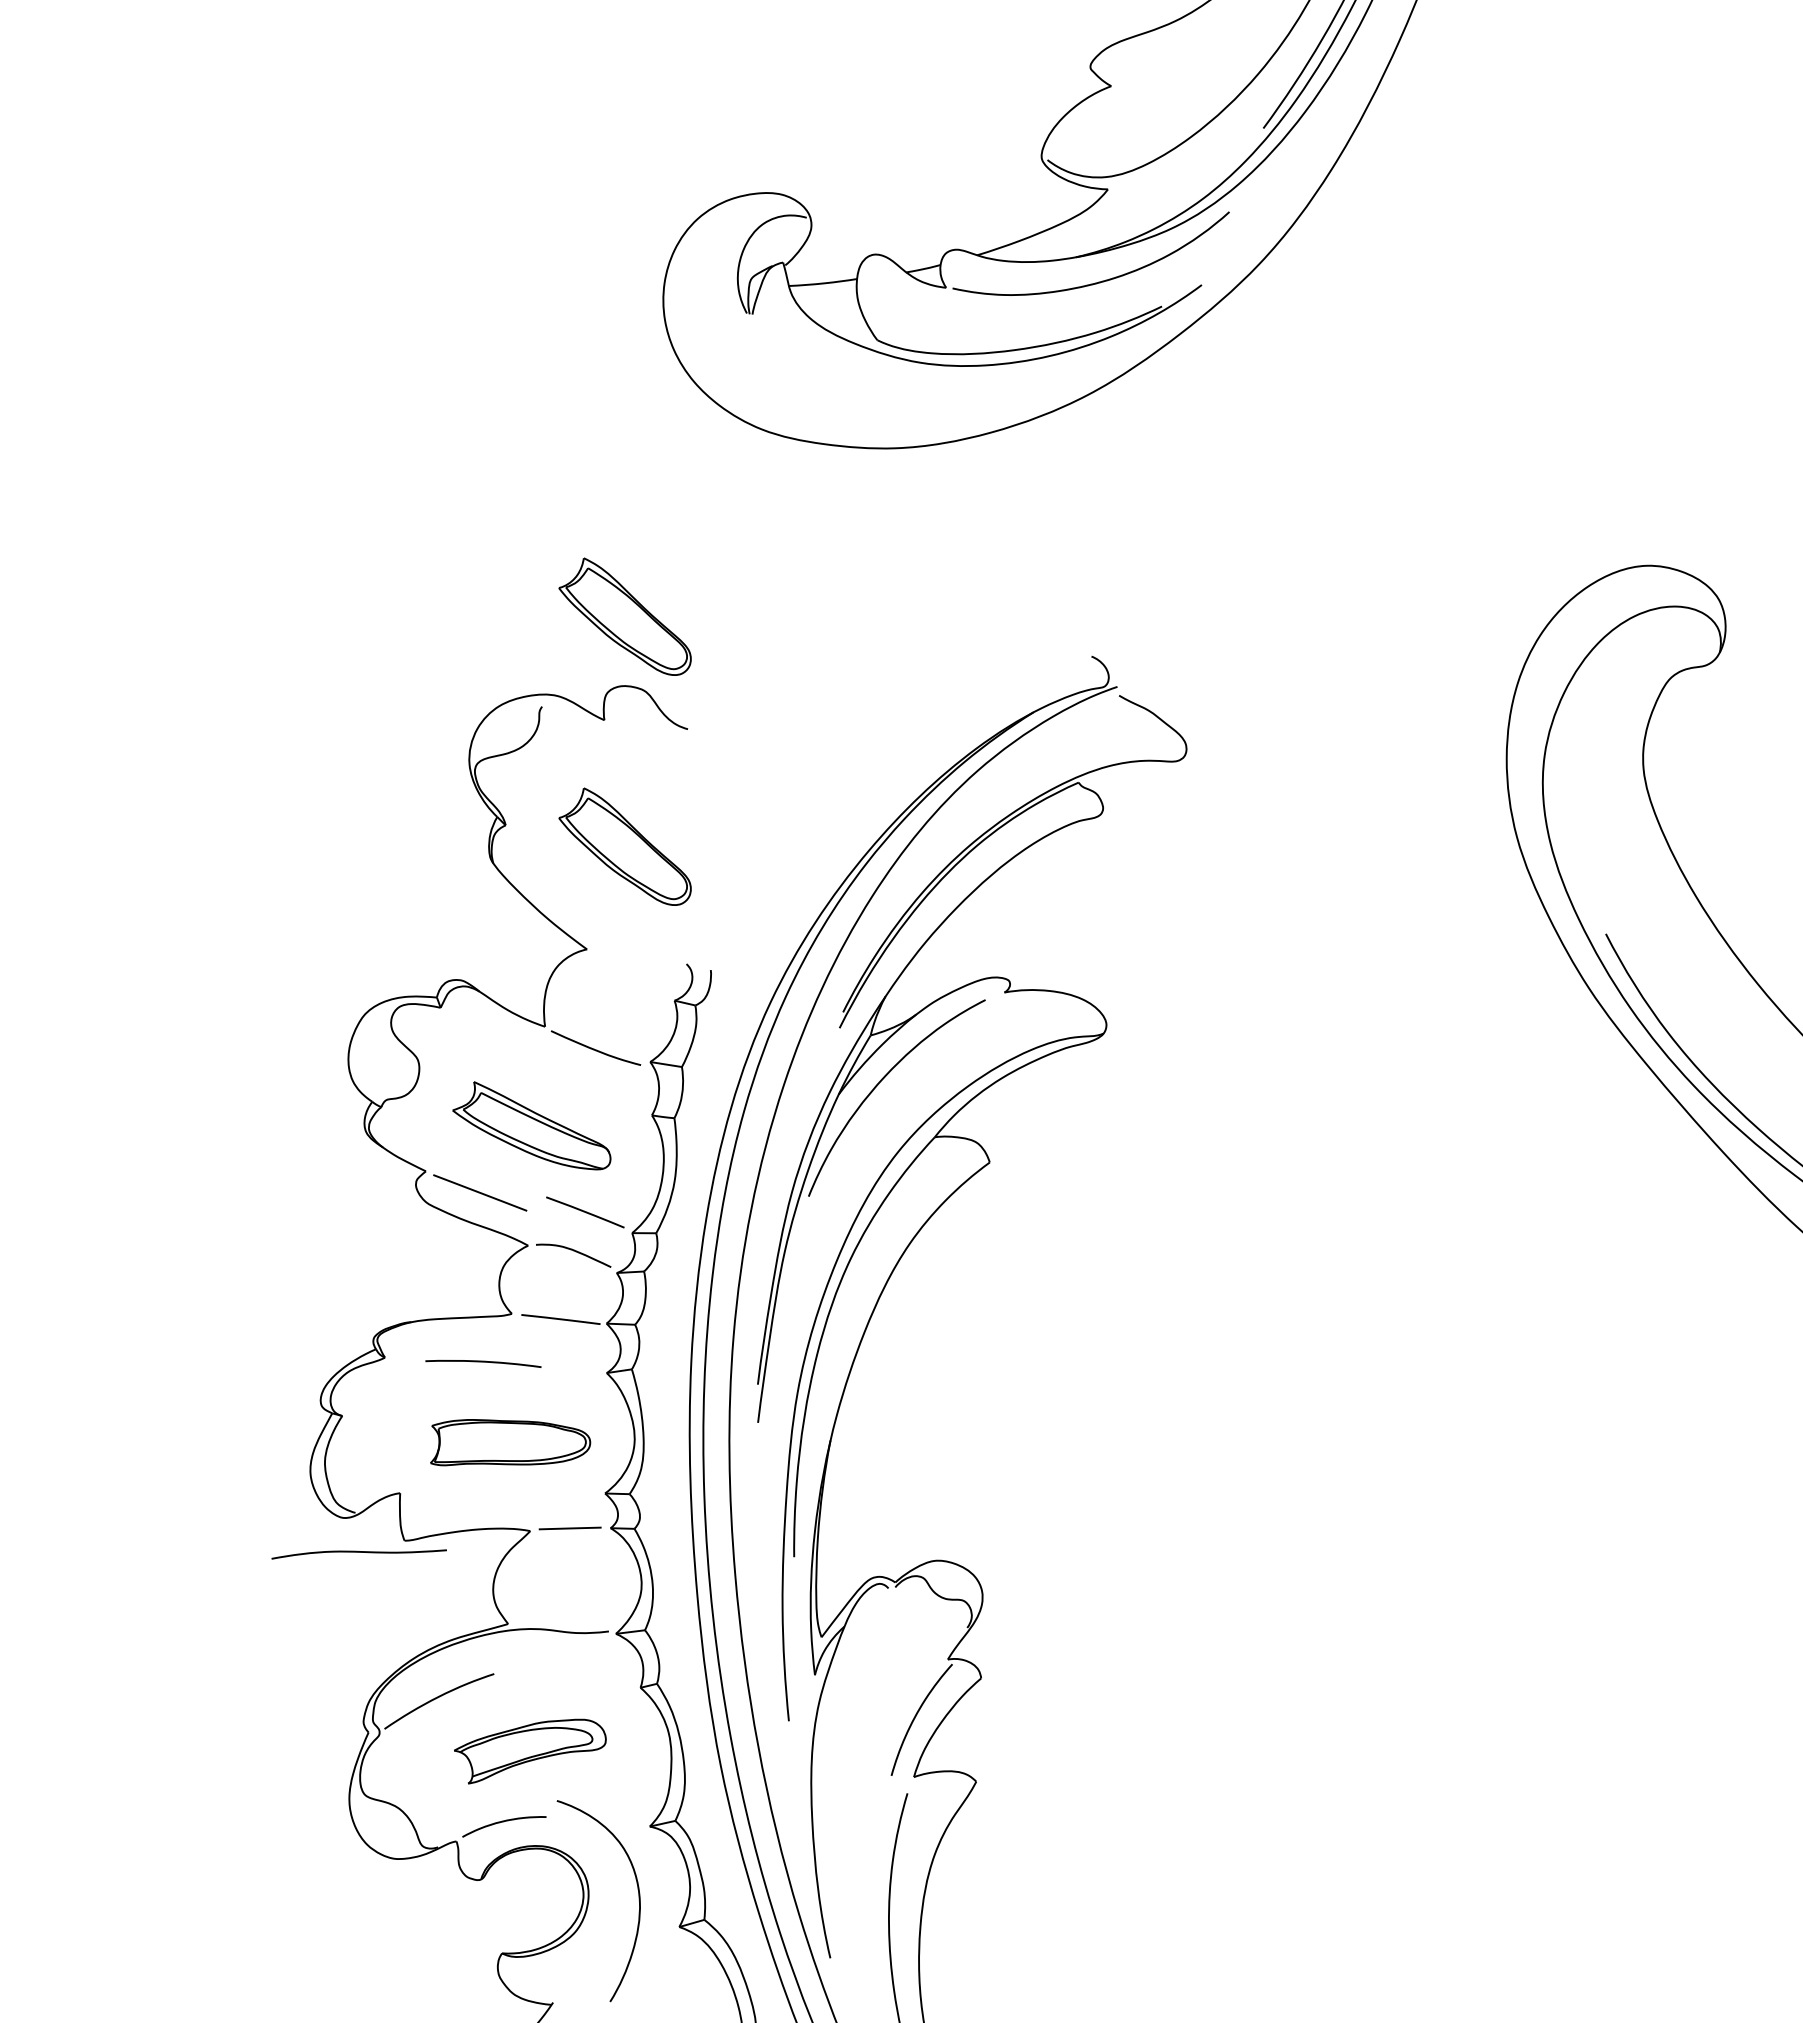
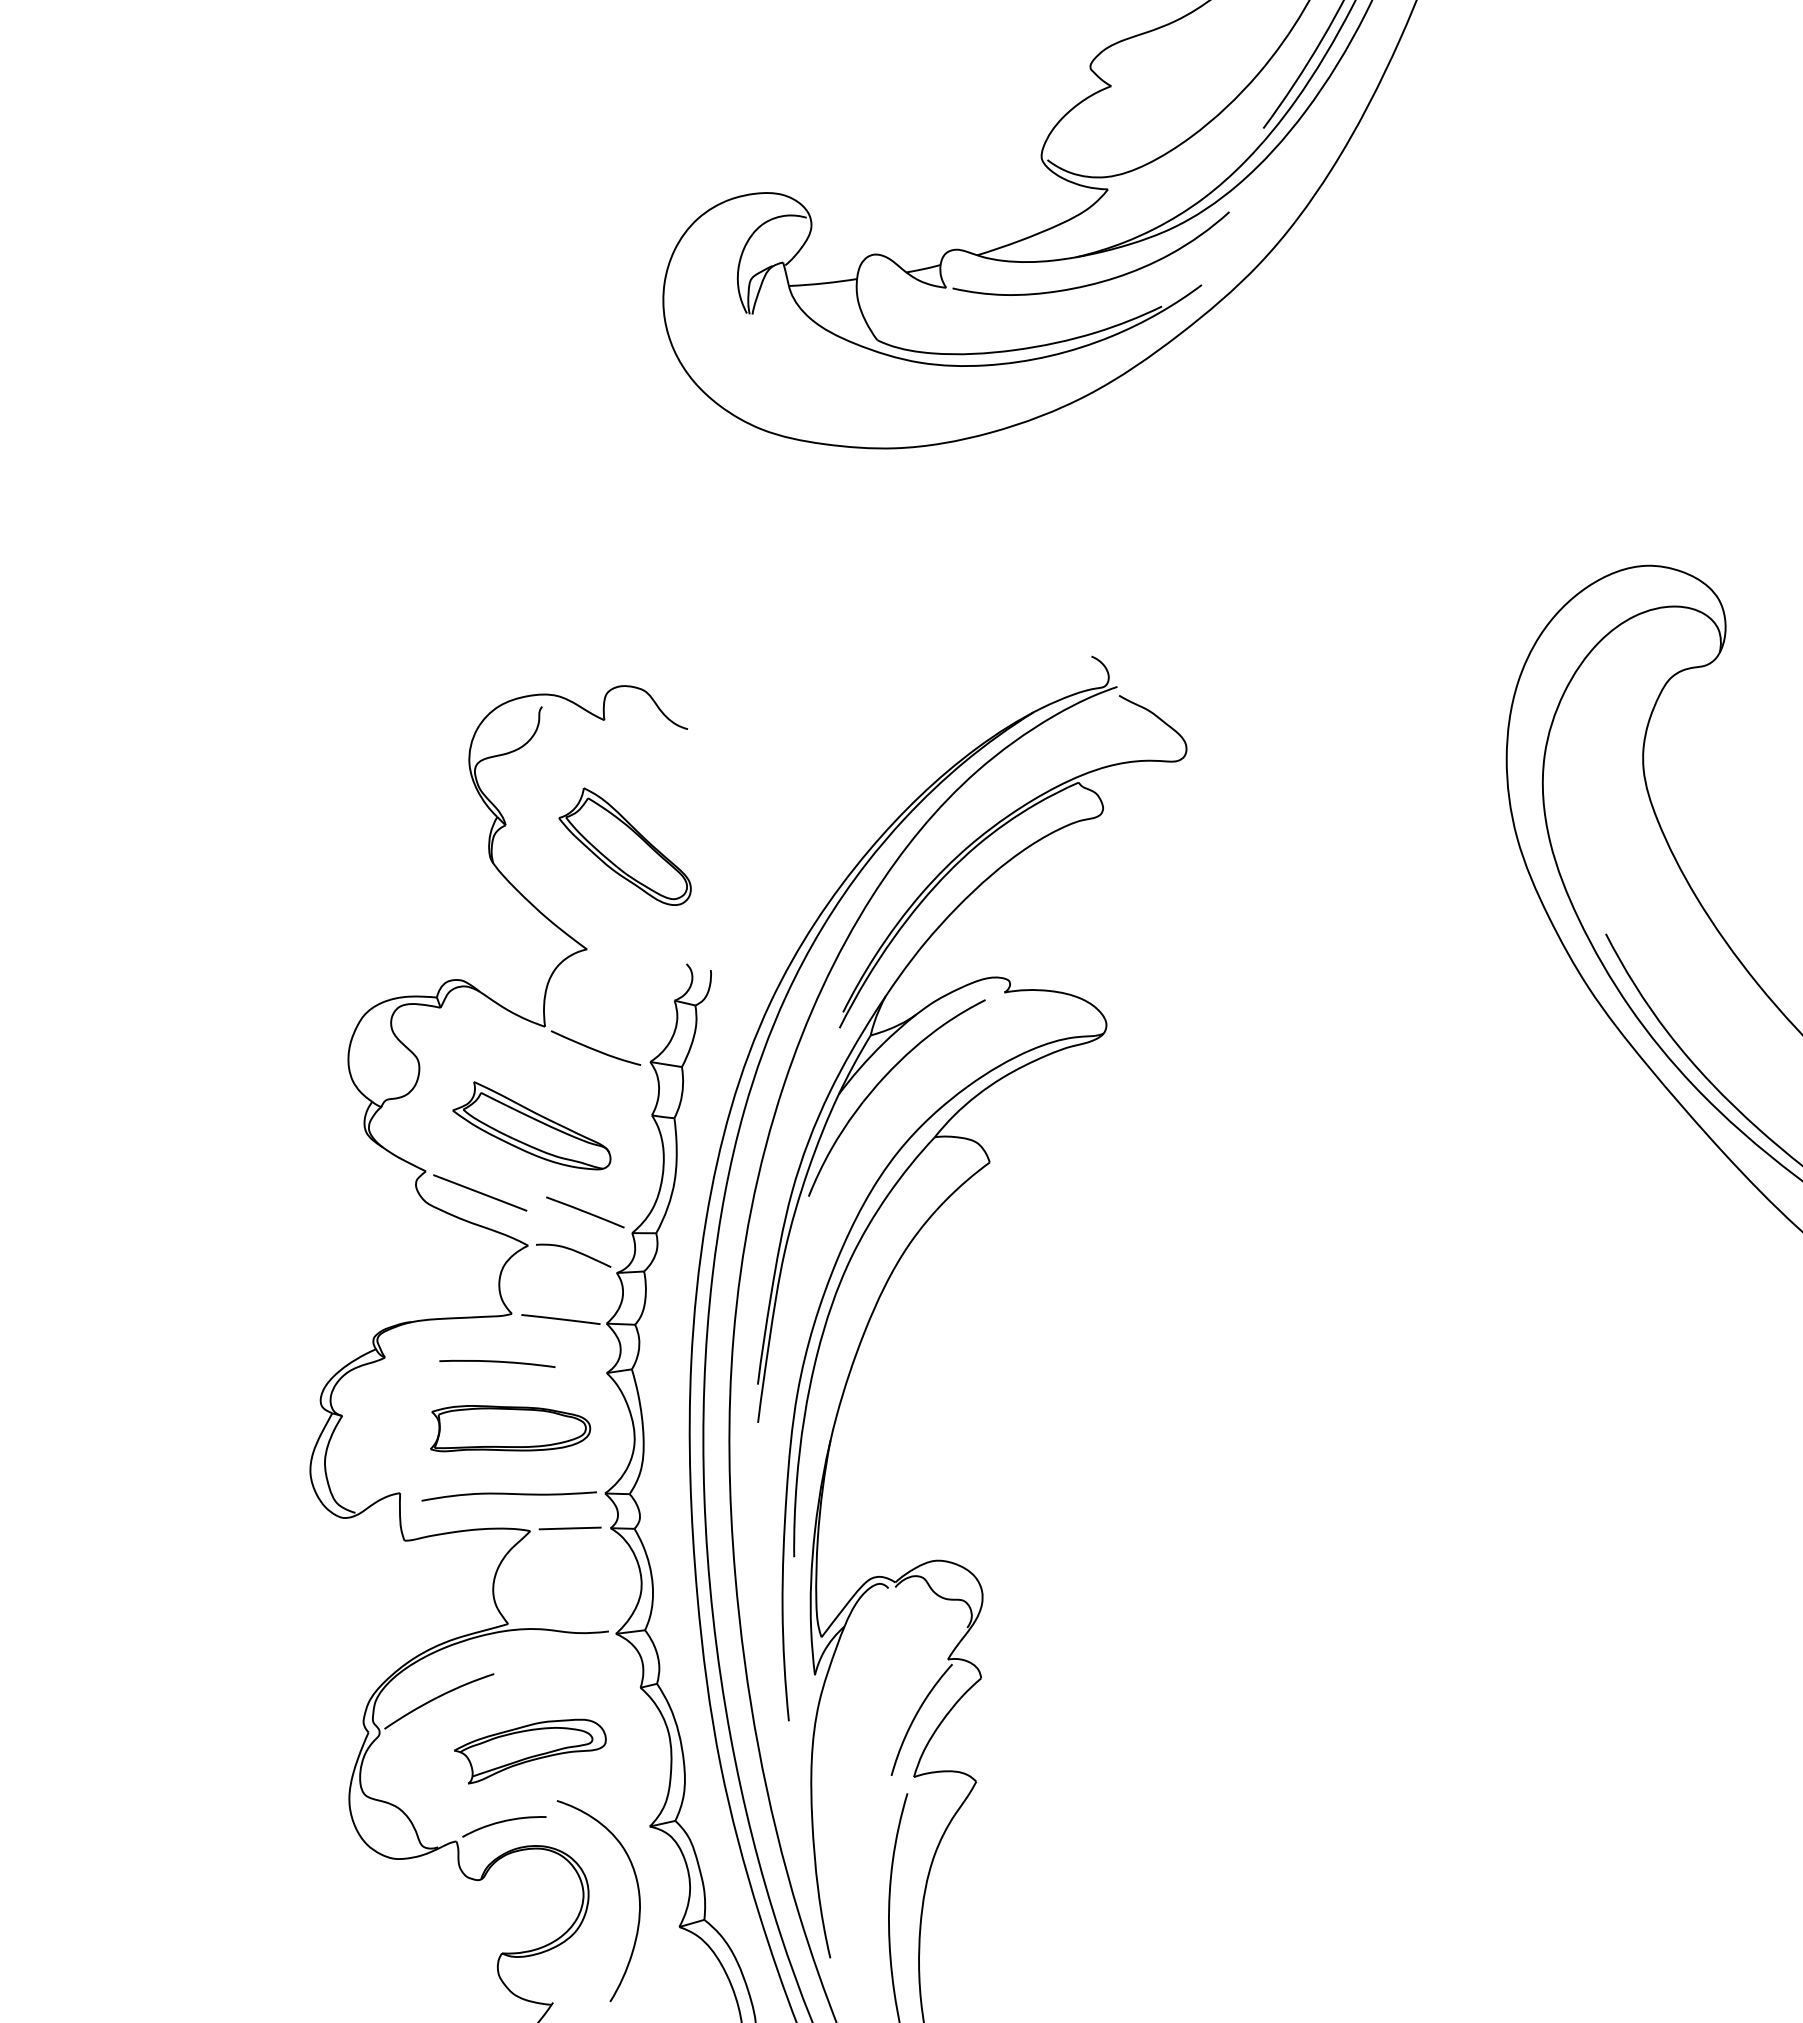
part: present -> none (624, 616)
curve position: (483, 1362) -> (497, 1362) (497, 1362)
part position: (510, 1442) -> (510, 1428) (510, 1428)
curve position: (358, 1552) -> (508, 1494) (508, 1494)
